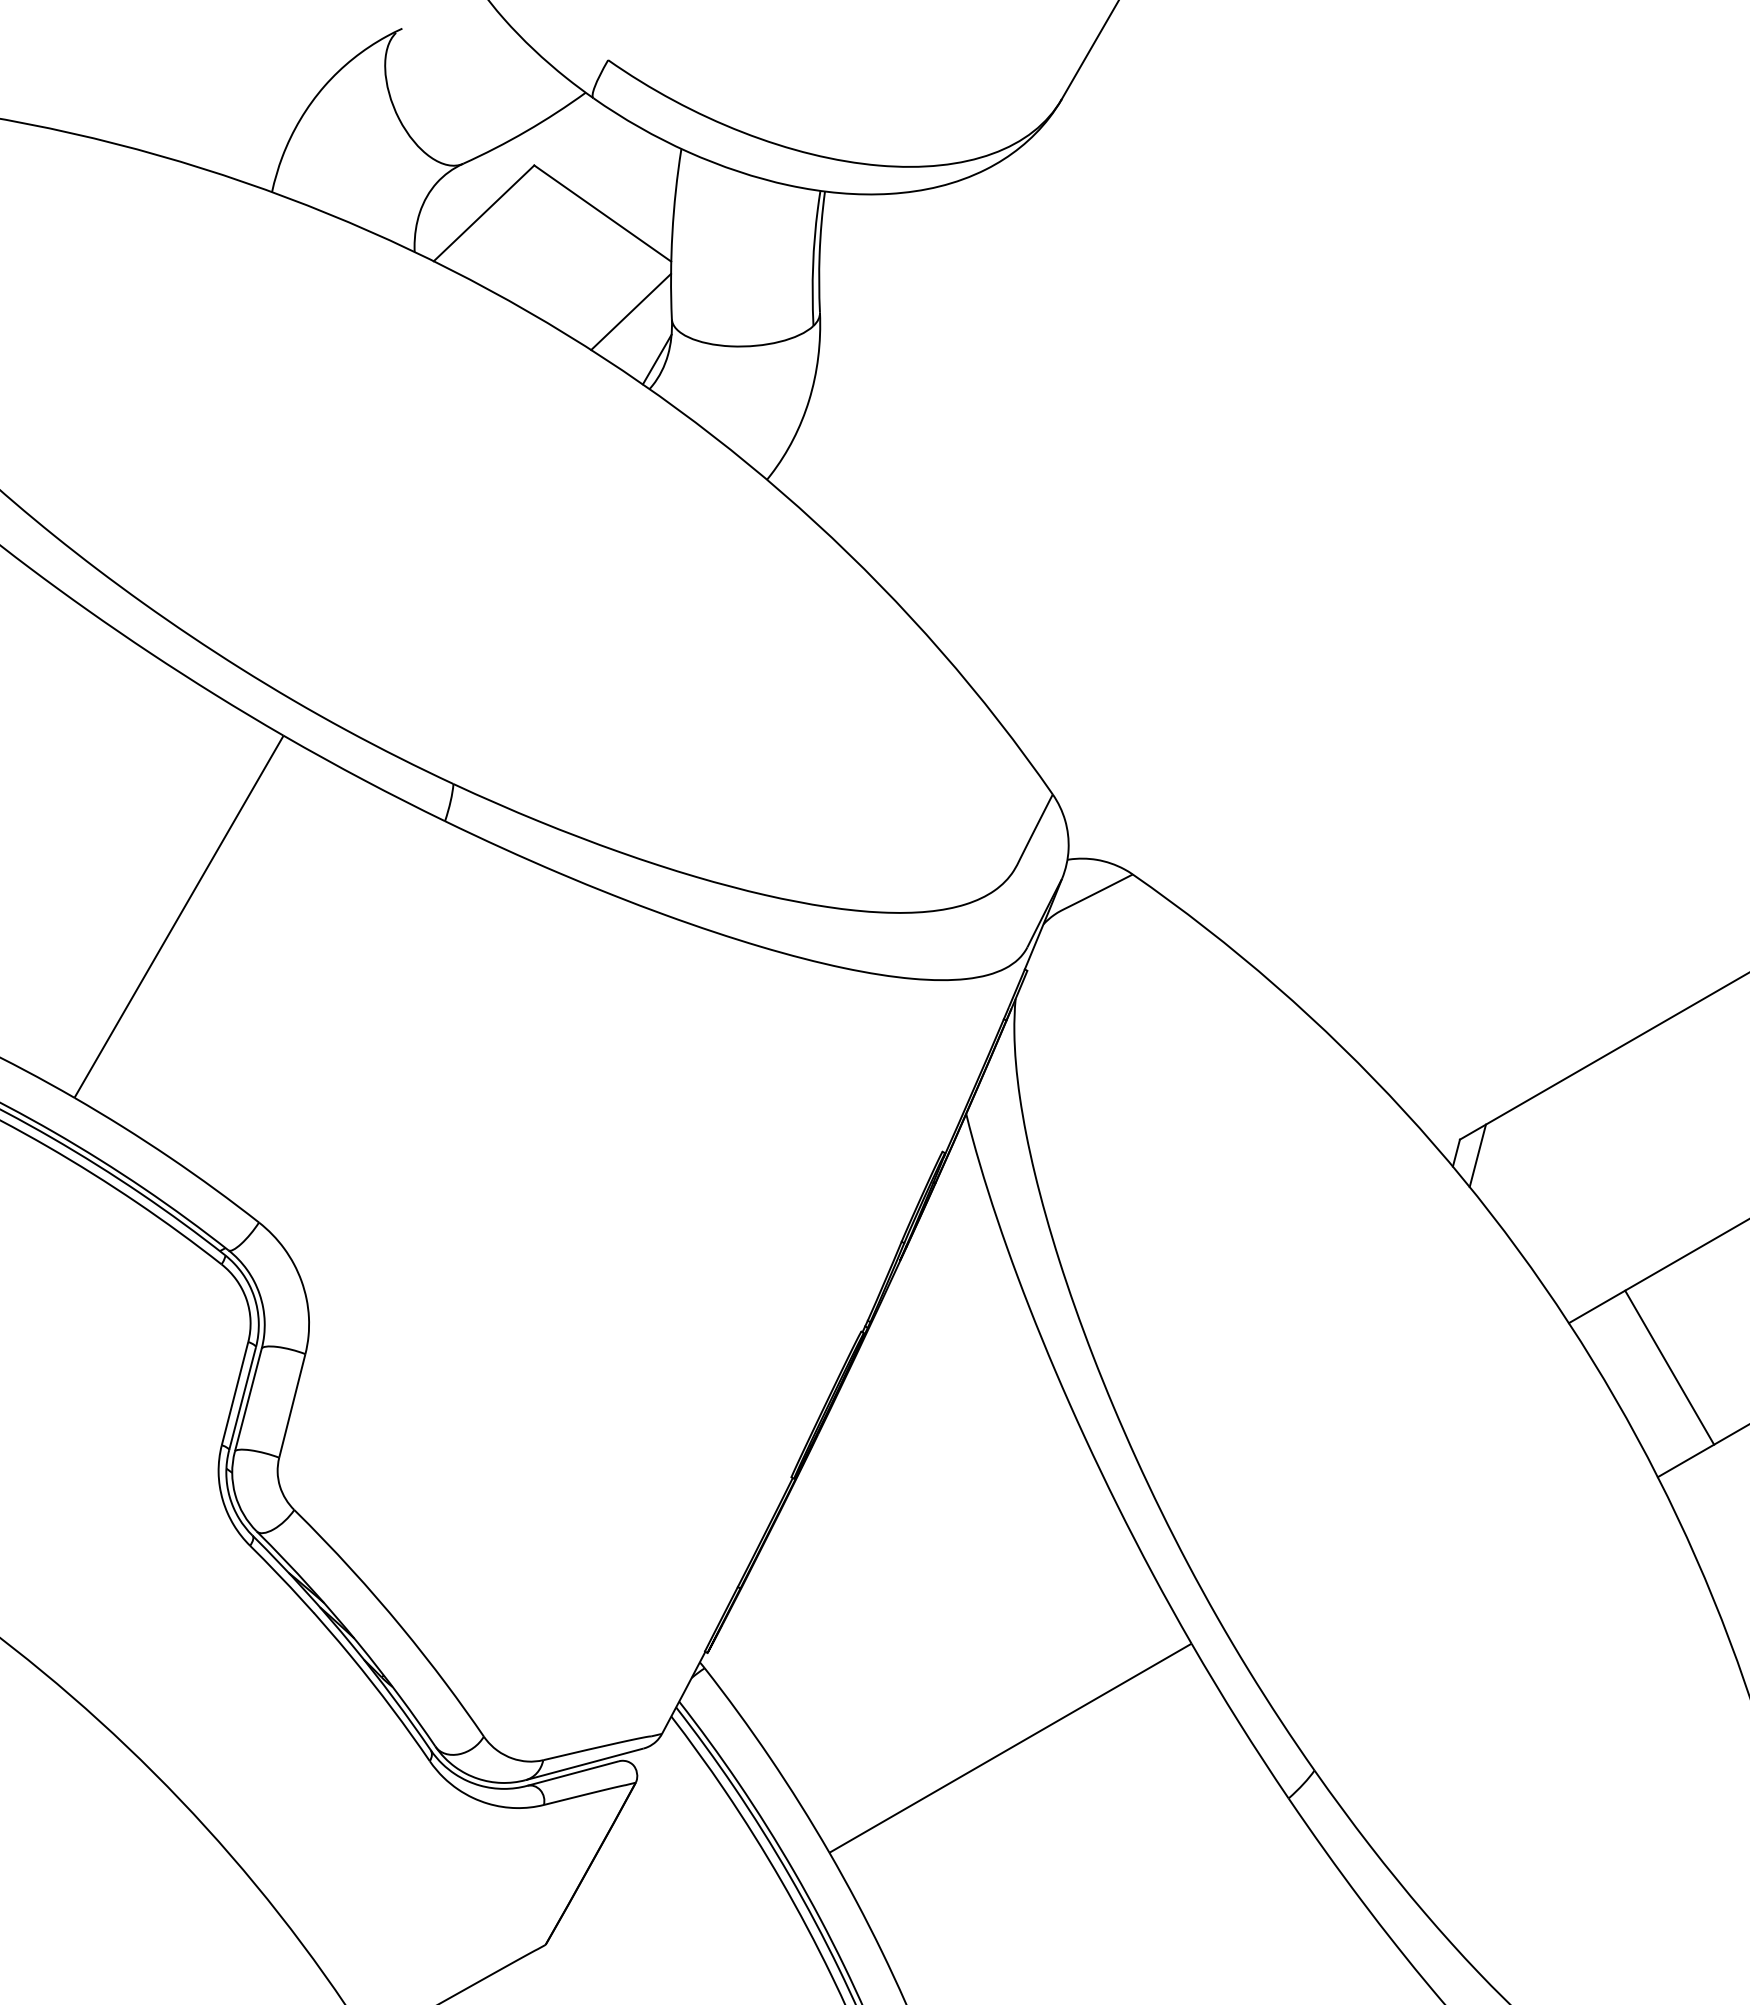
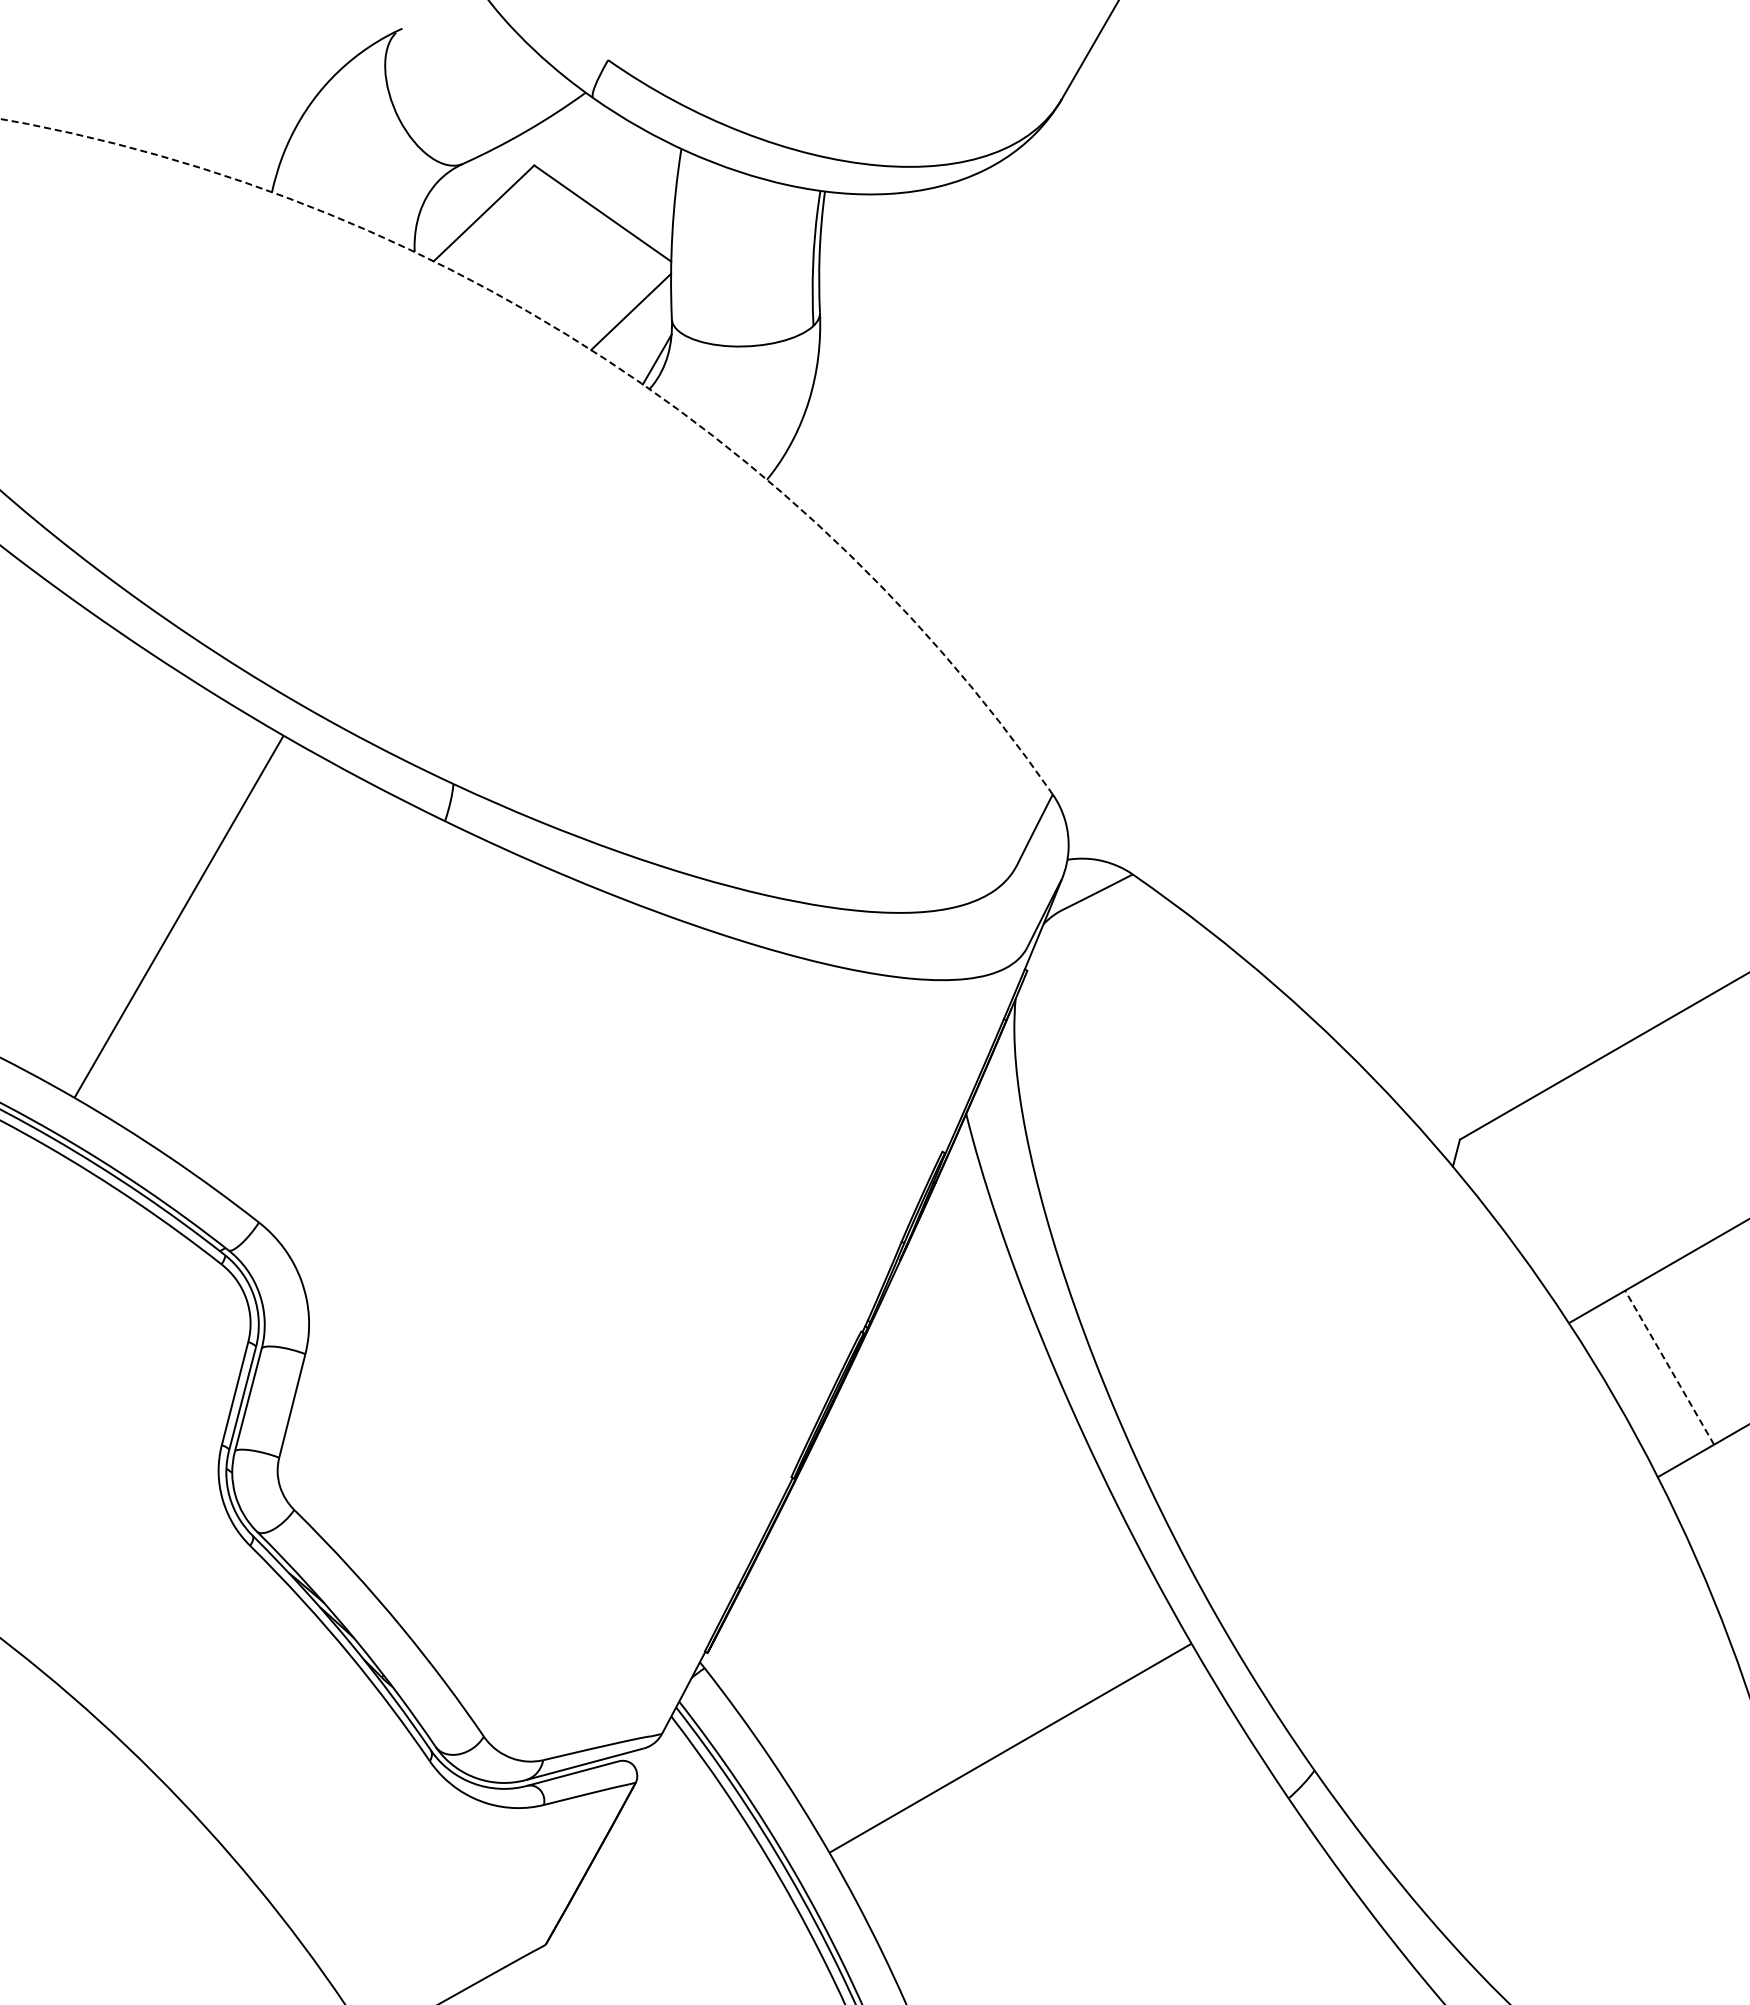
arc: solid -> dashed (594, 352)
line: present -> none (1477, 1155)
line: solid -> dashed (1669, 1367)
